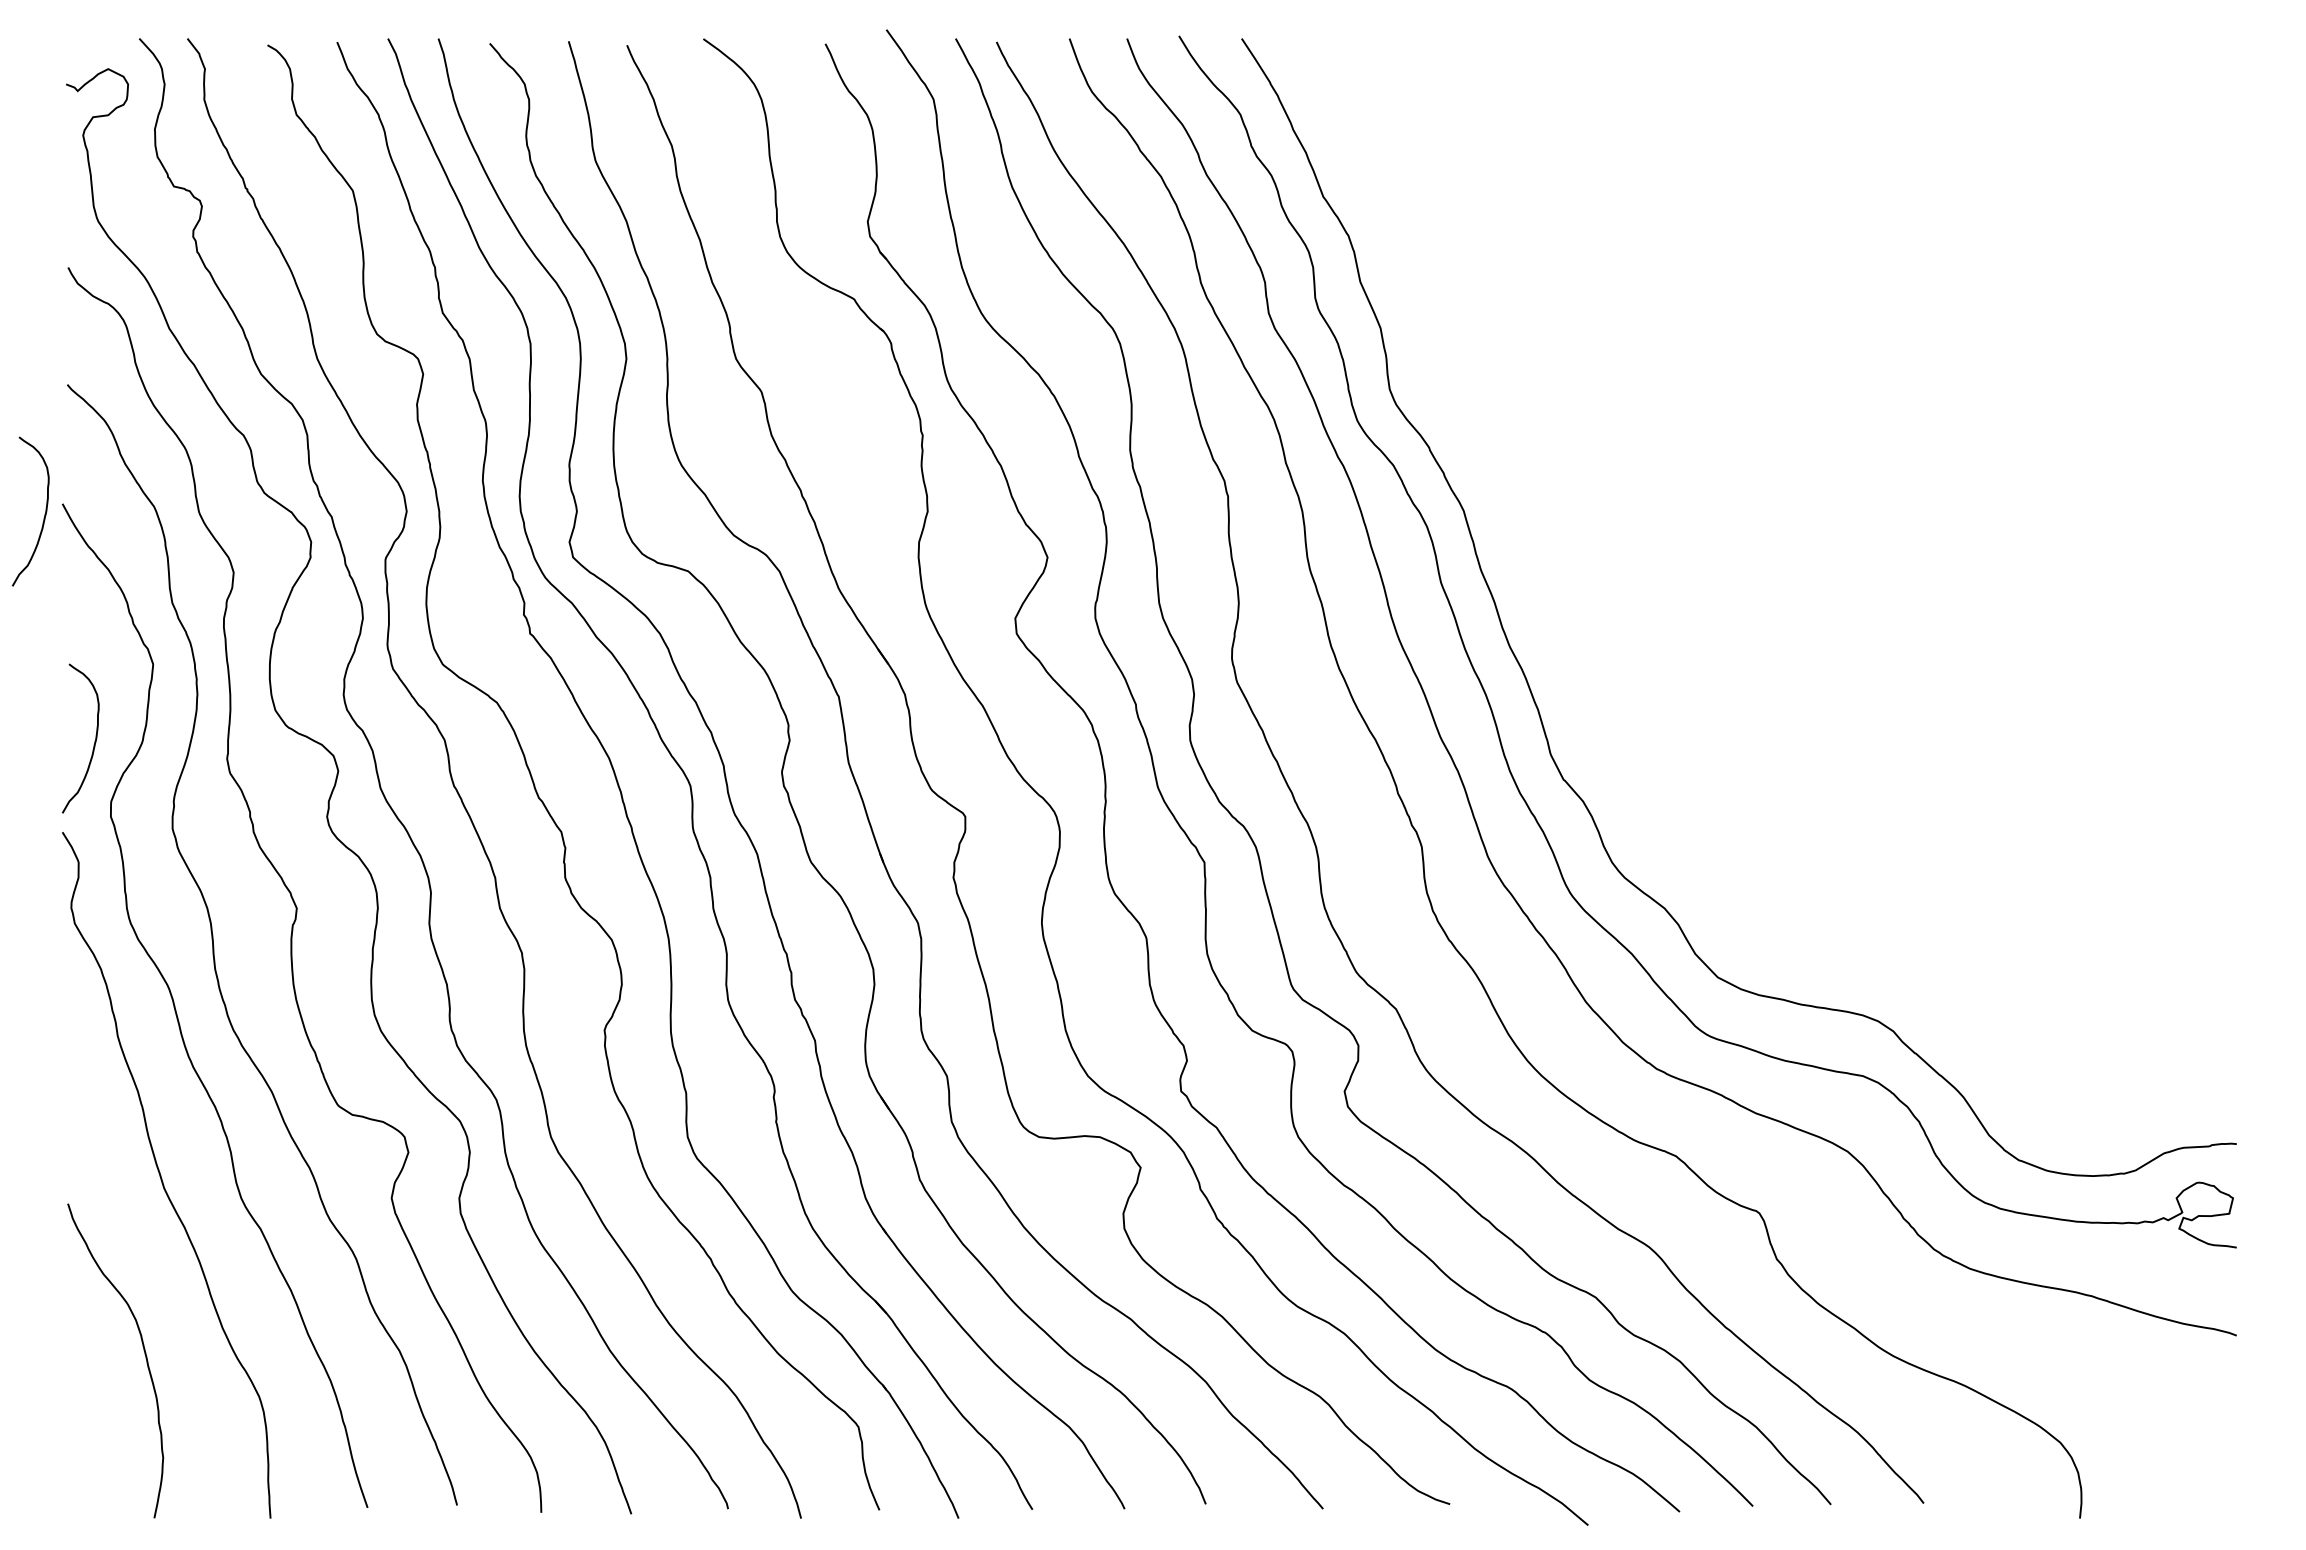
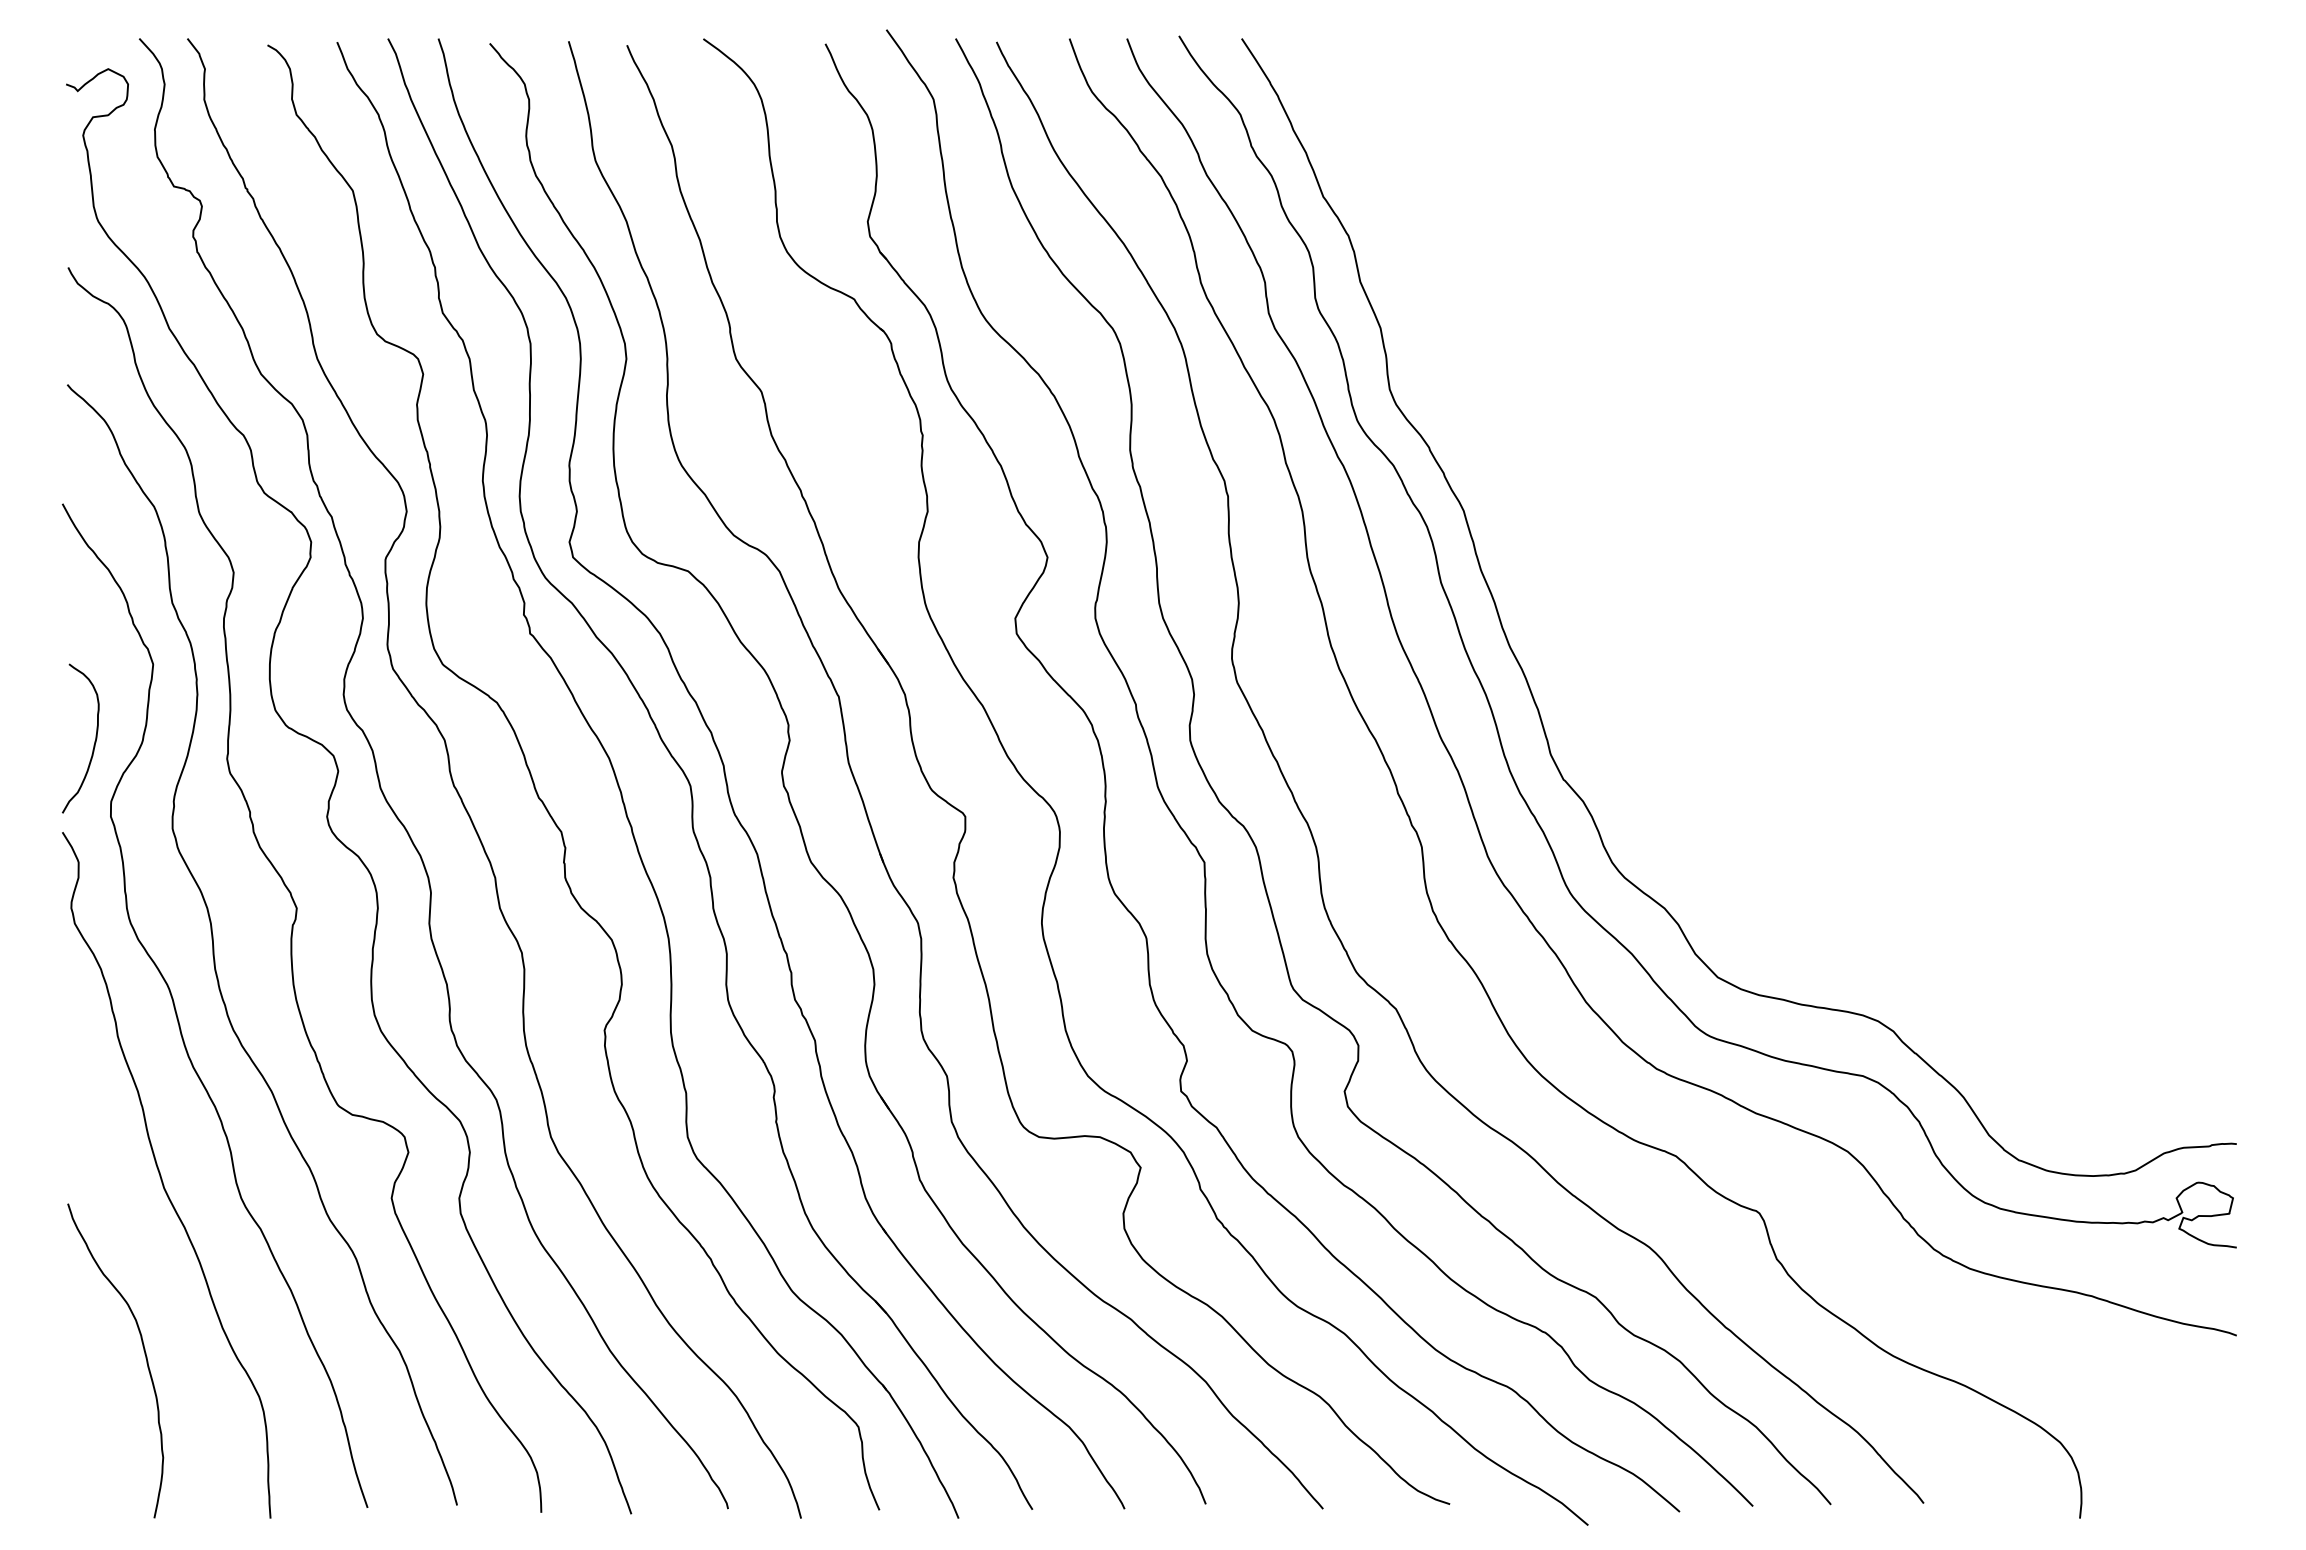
curve: present -> none (44, 514)
